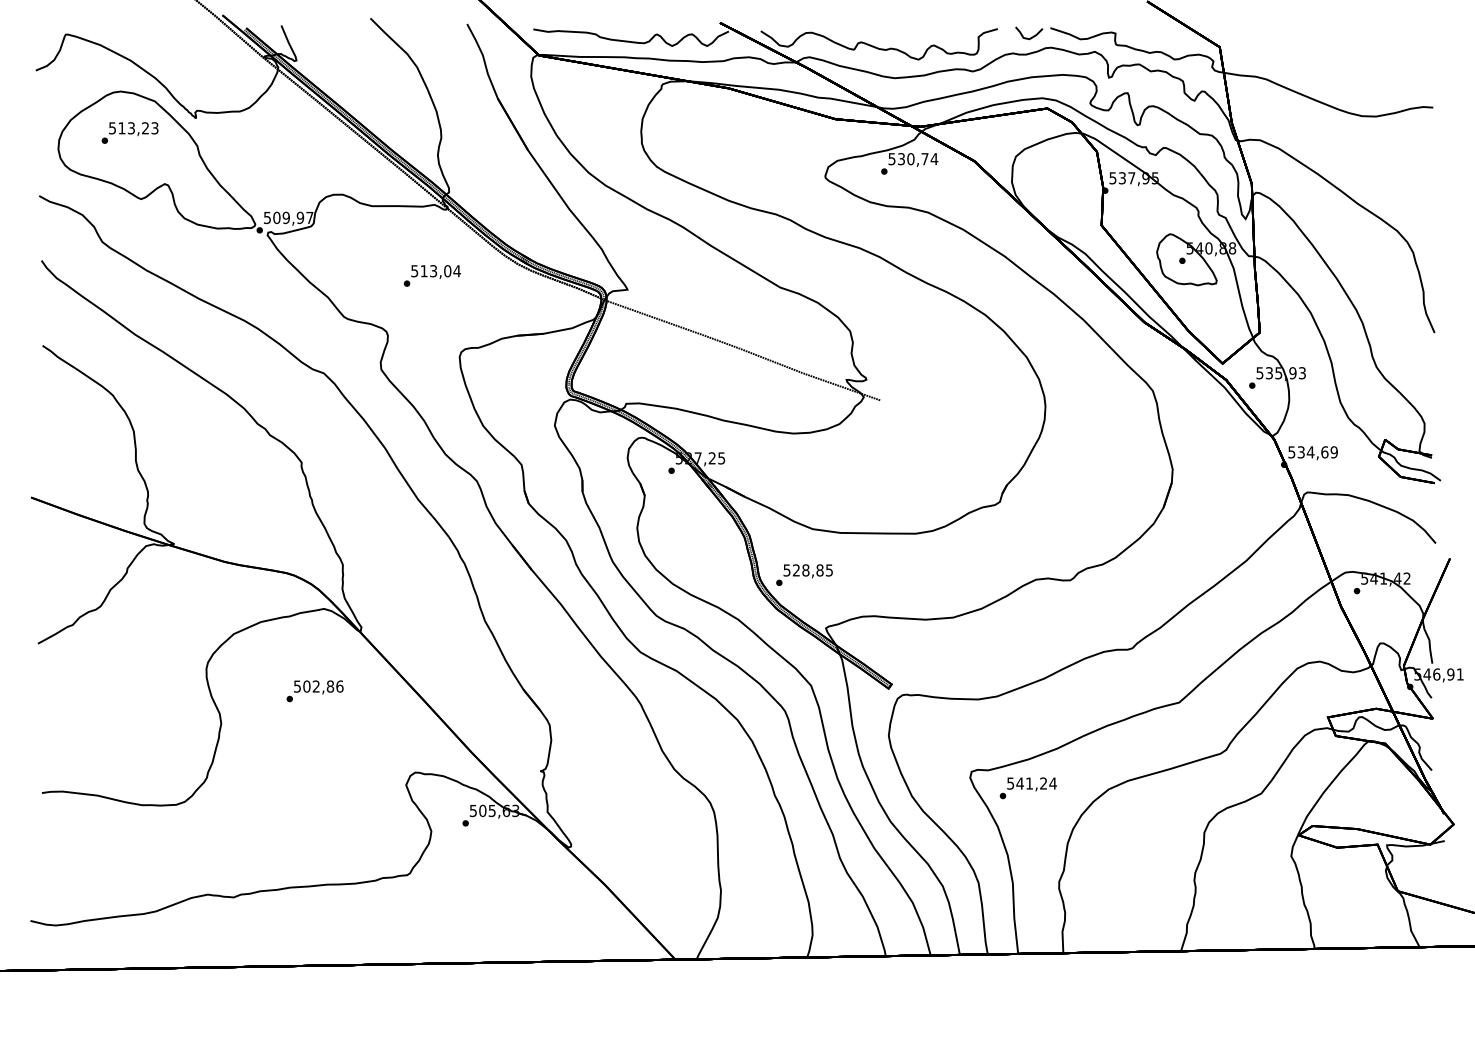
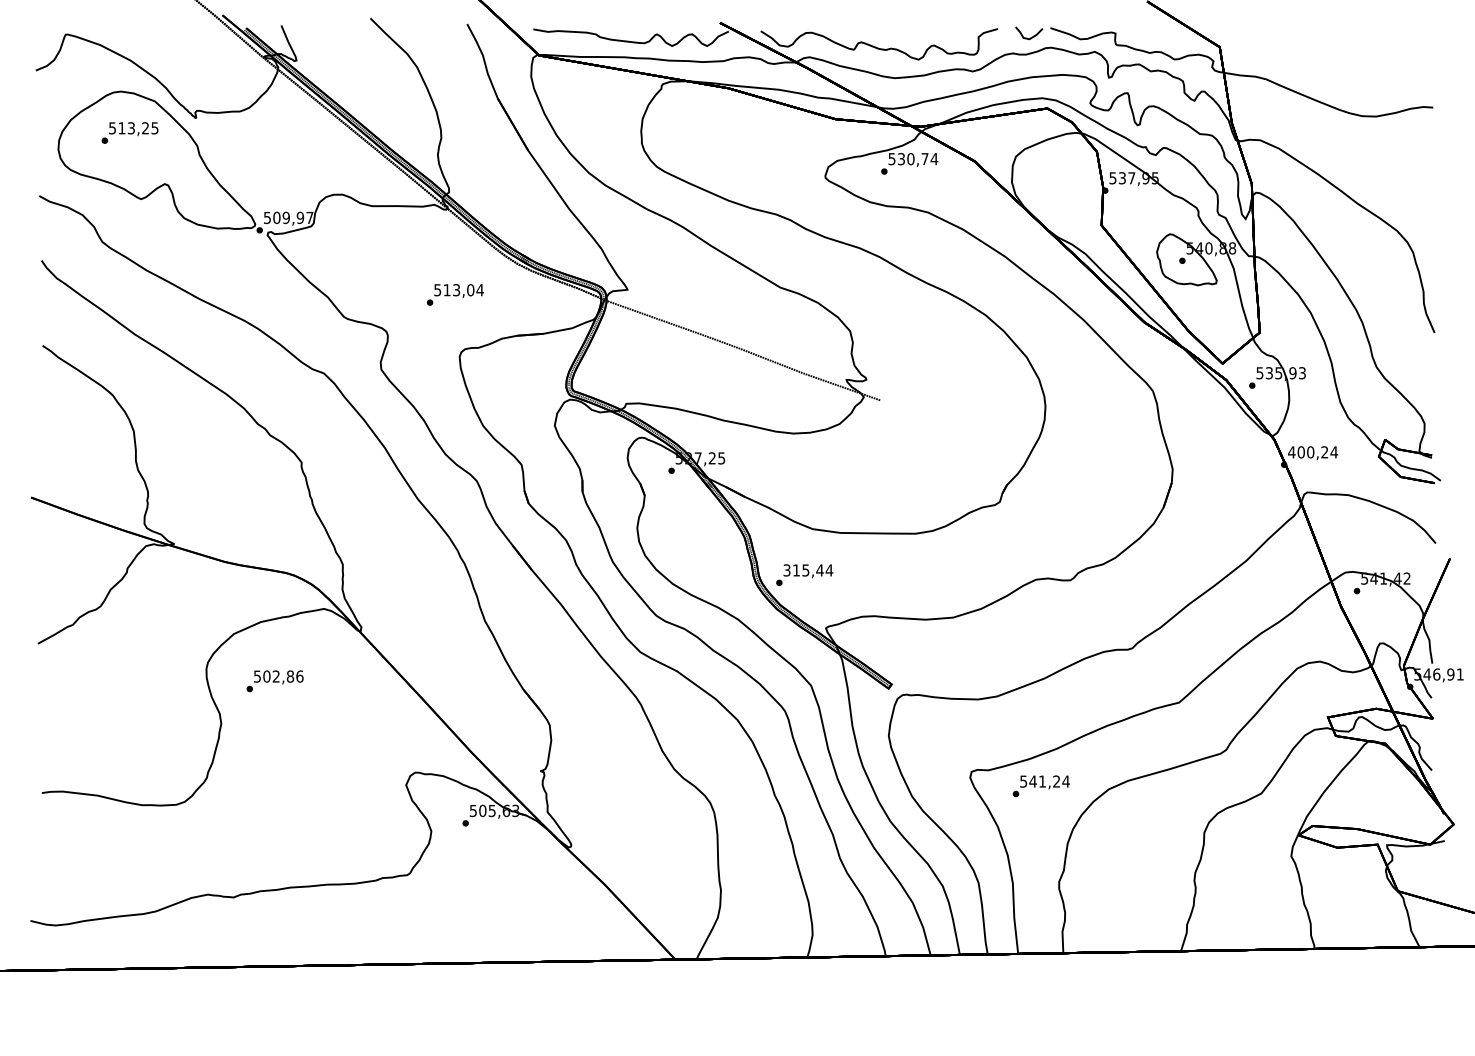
text: 513,23 -> 513,25 (154, 127)
text position: (431, 275) -> (454, 294) (454, 294)
text: 534,69 -> 400,24 (1313, 452)
text: 528,85 -> 315,44 (808, 570)
text position: (314, 691) -> (274, 681) (274, 681)
text position: (1027, 788) -> (1040, 786) (1040, 786)
